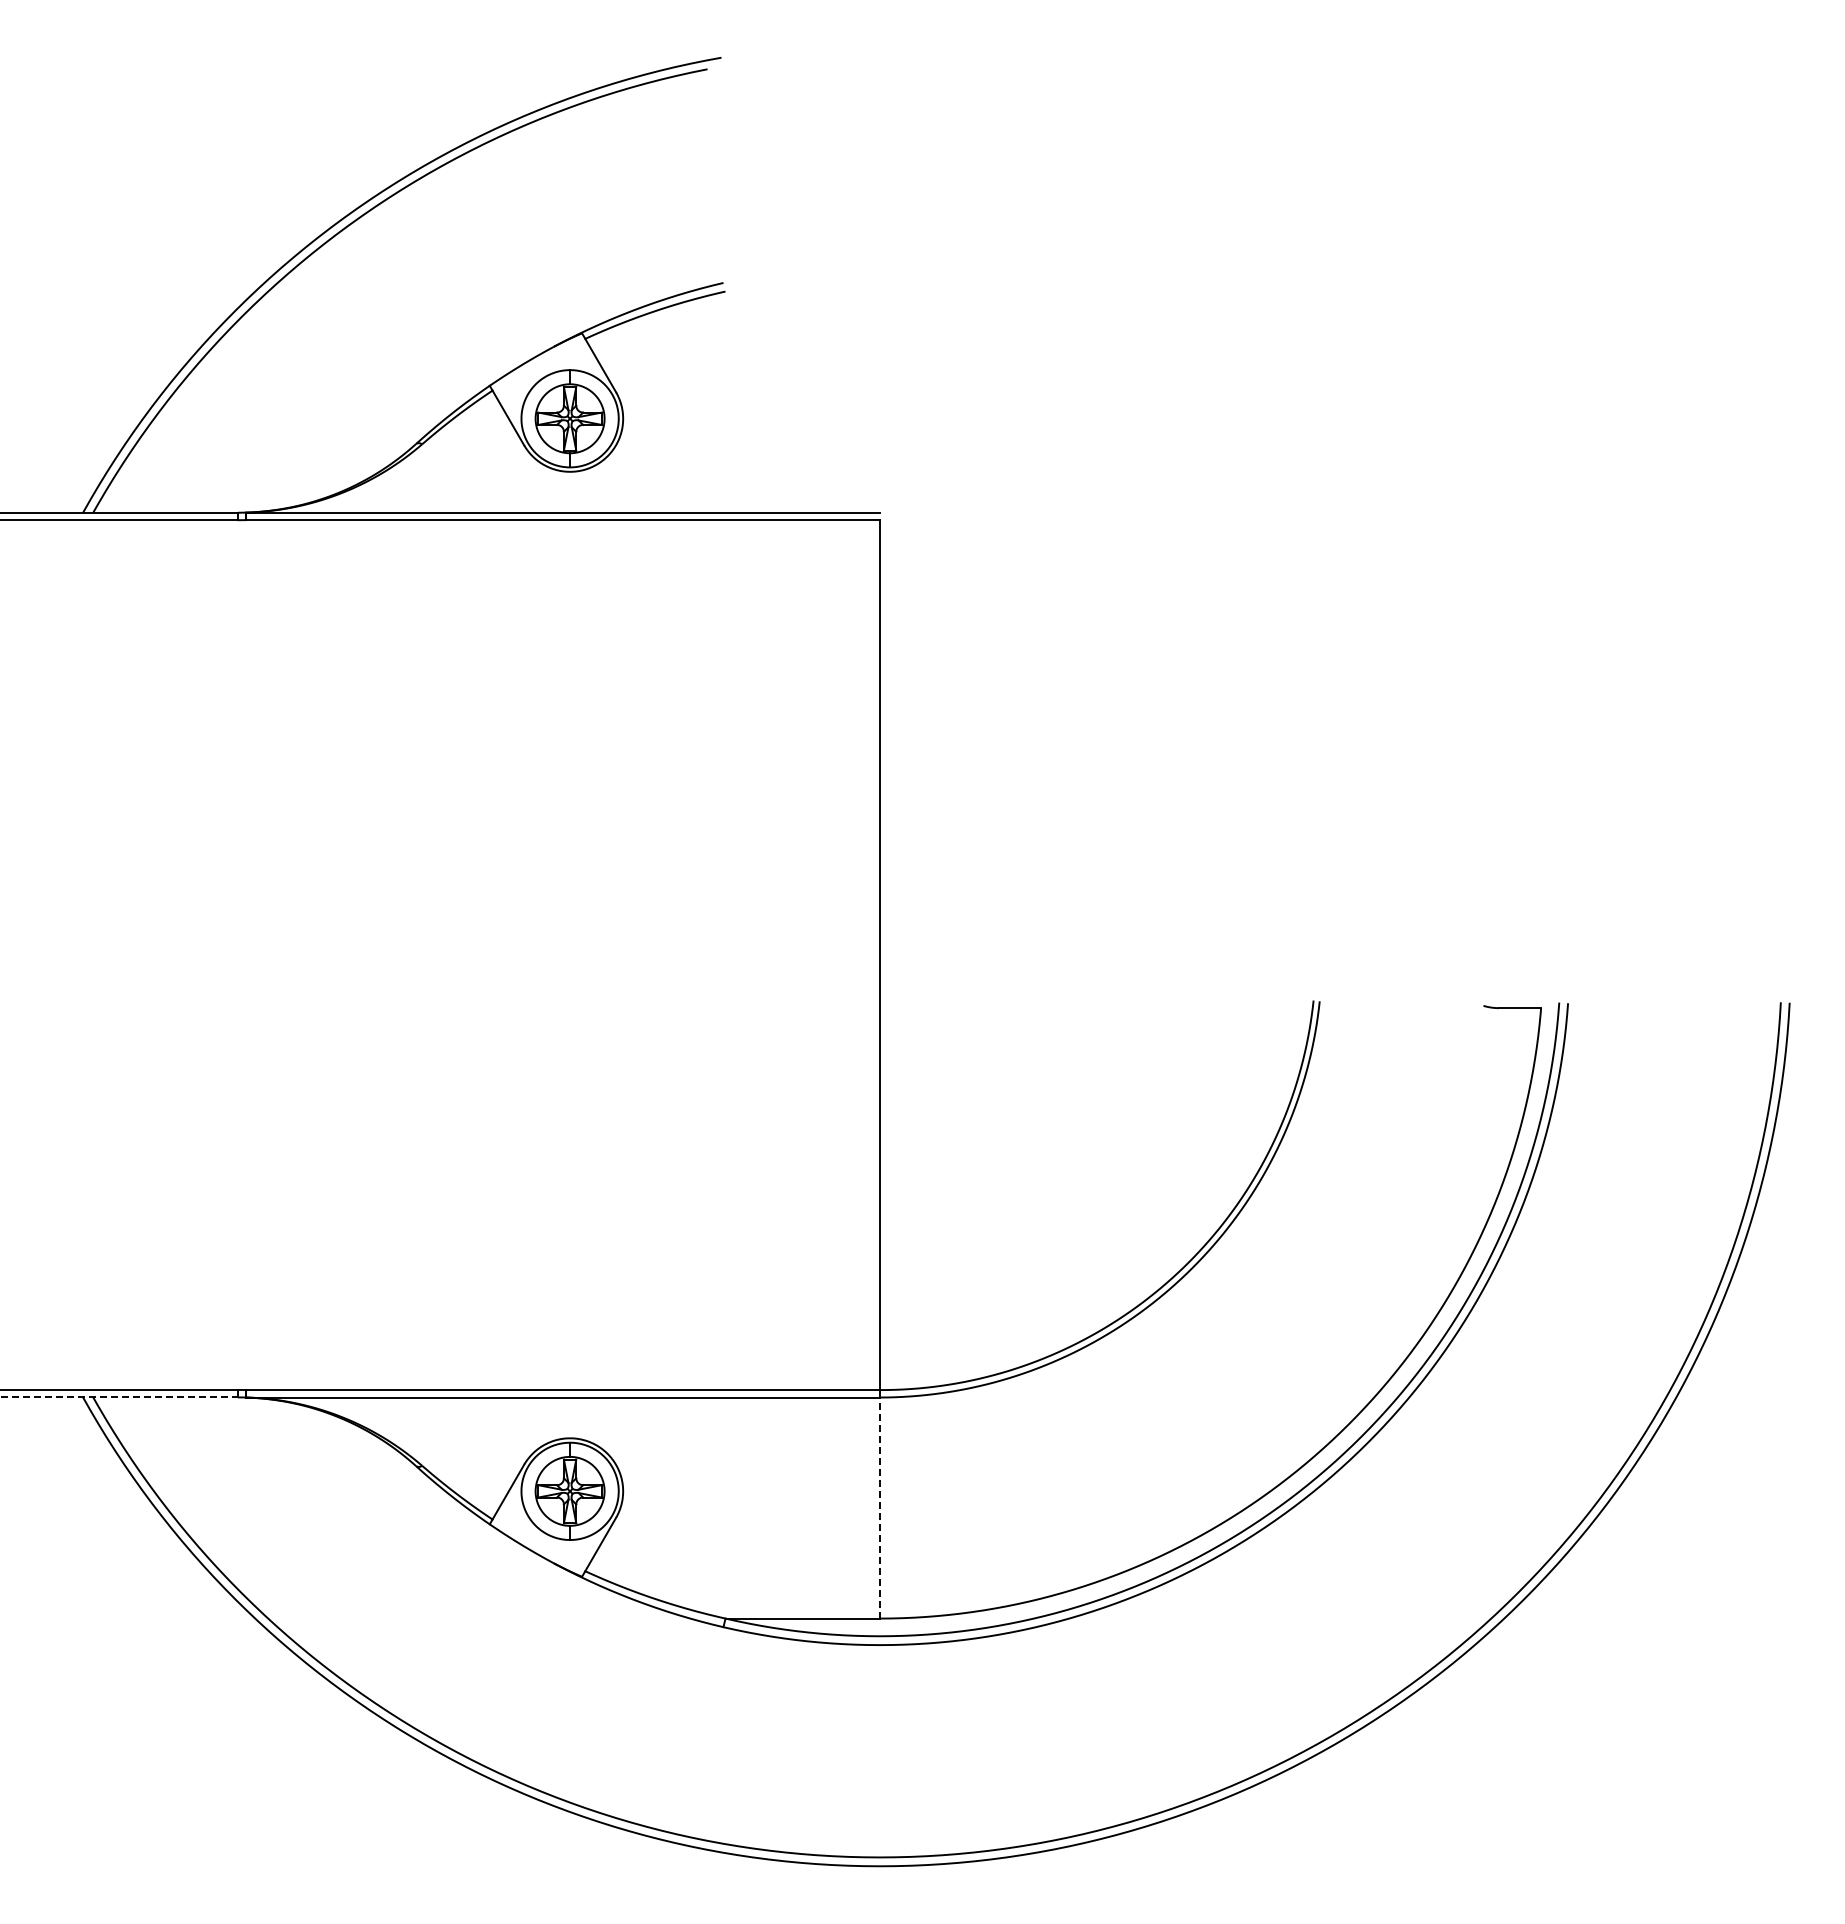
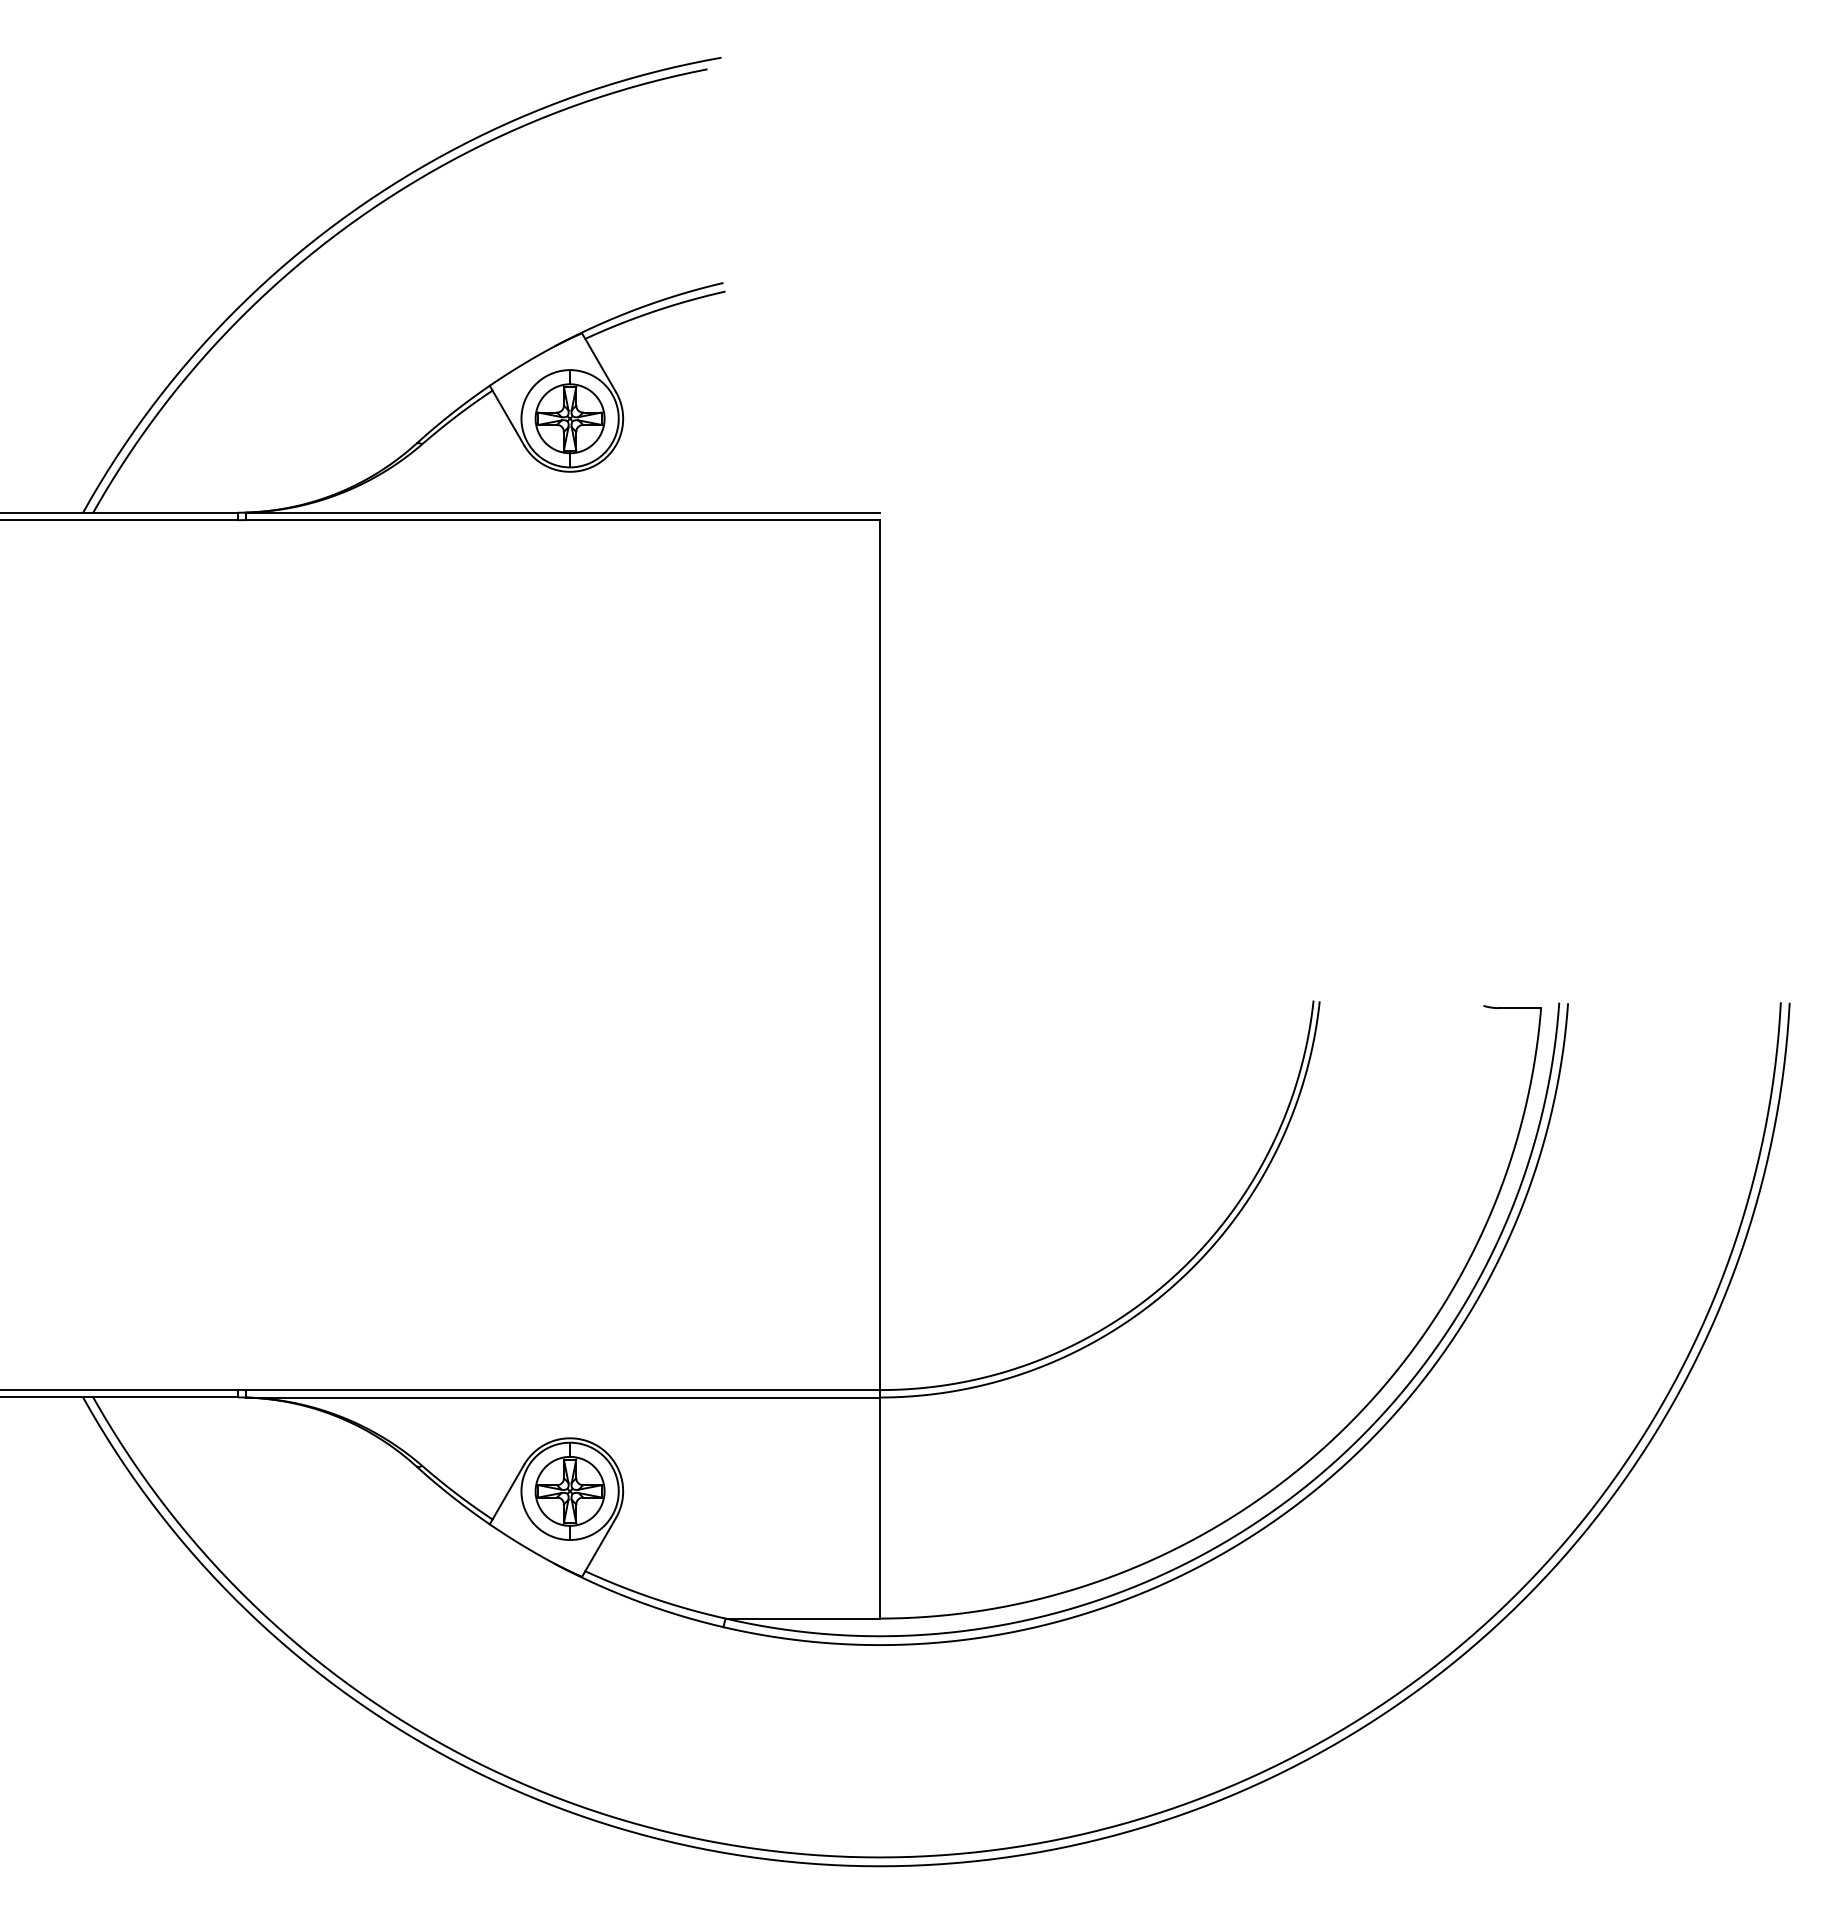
line: dashed -> solid (119, 1397)
line: dashed -> solid (879, 1508)
